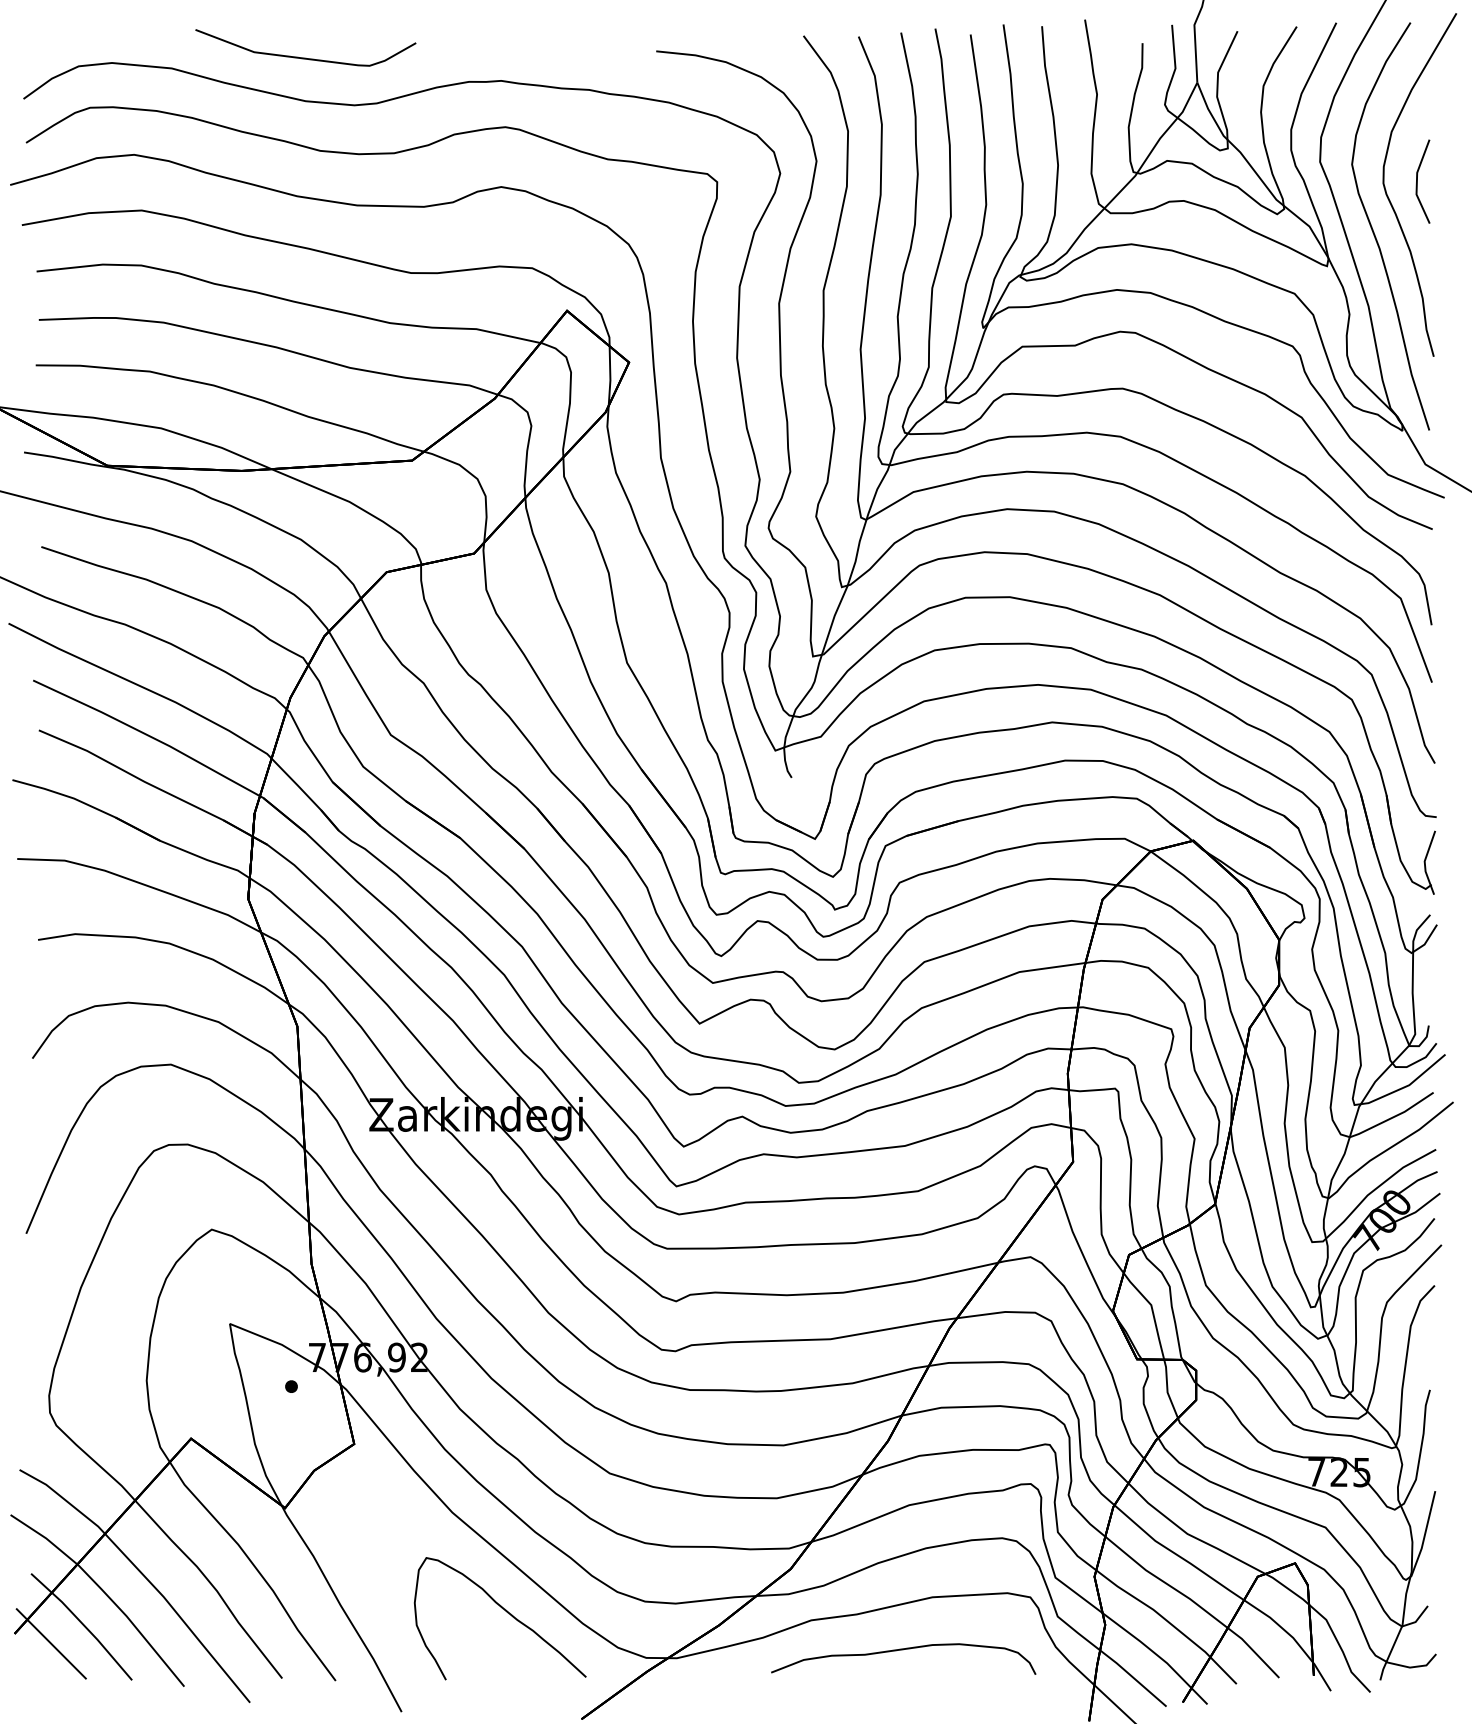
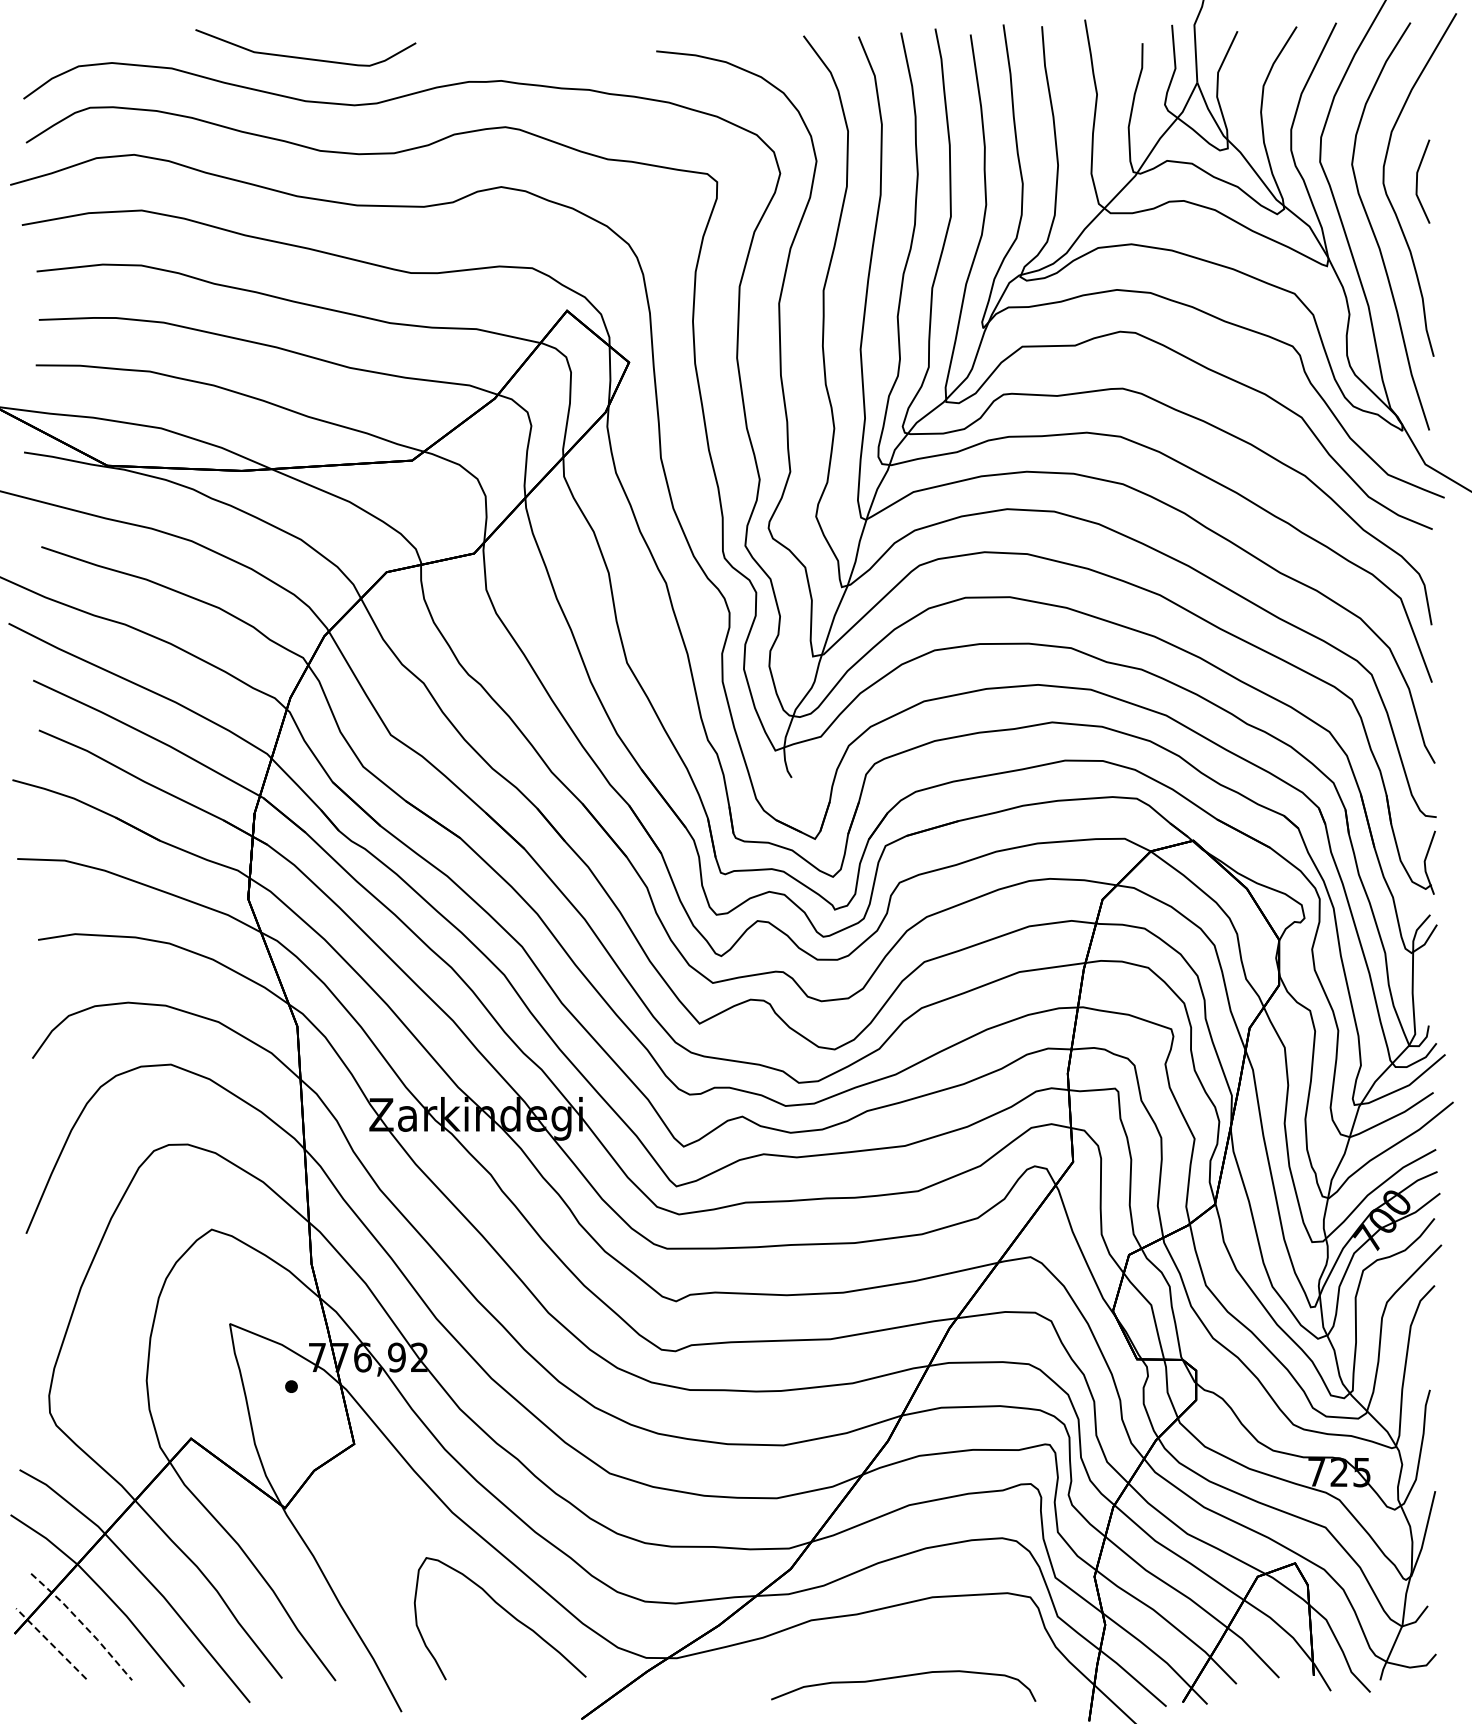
line: solid -> dashed (83, 1625)
line: solid -> dashed (51, 1643)
curve position: (903, 1650) -> (903, 1677) (903, 1677)
